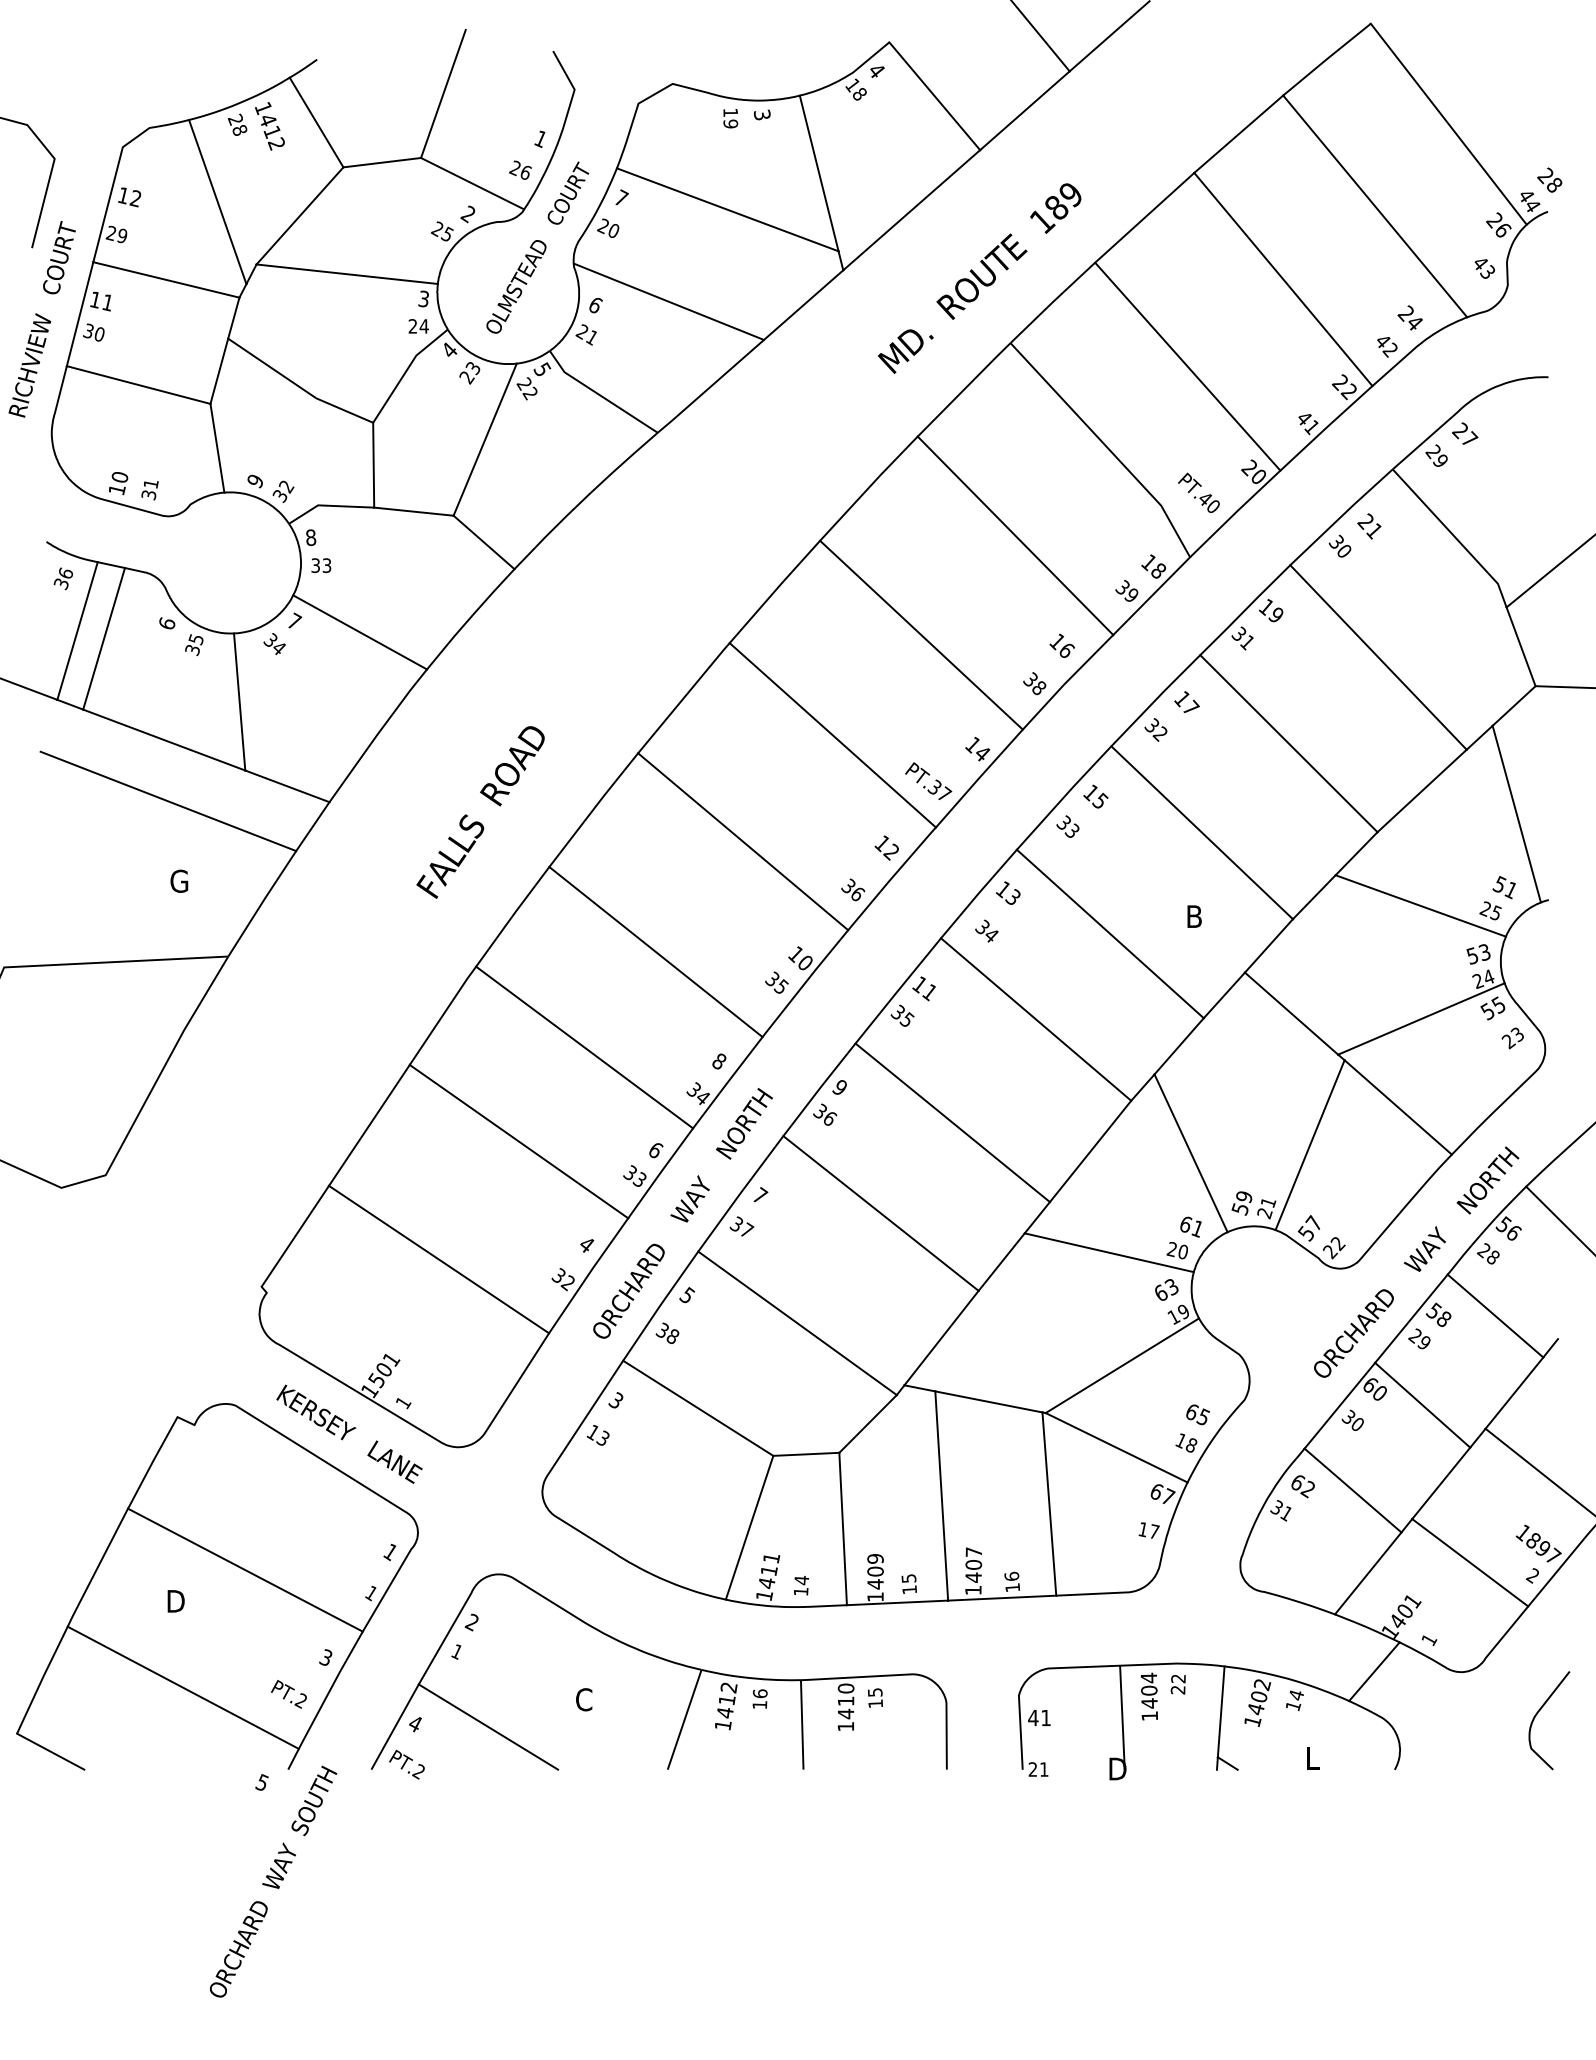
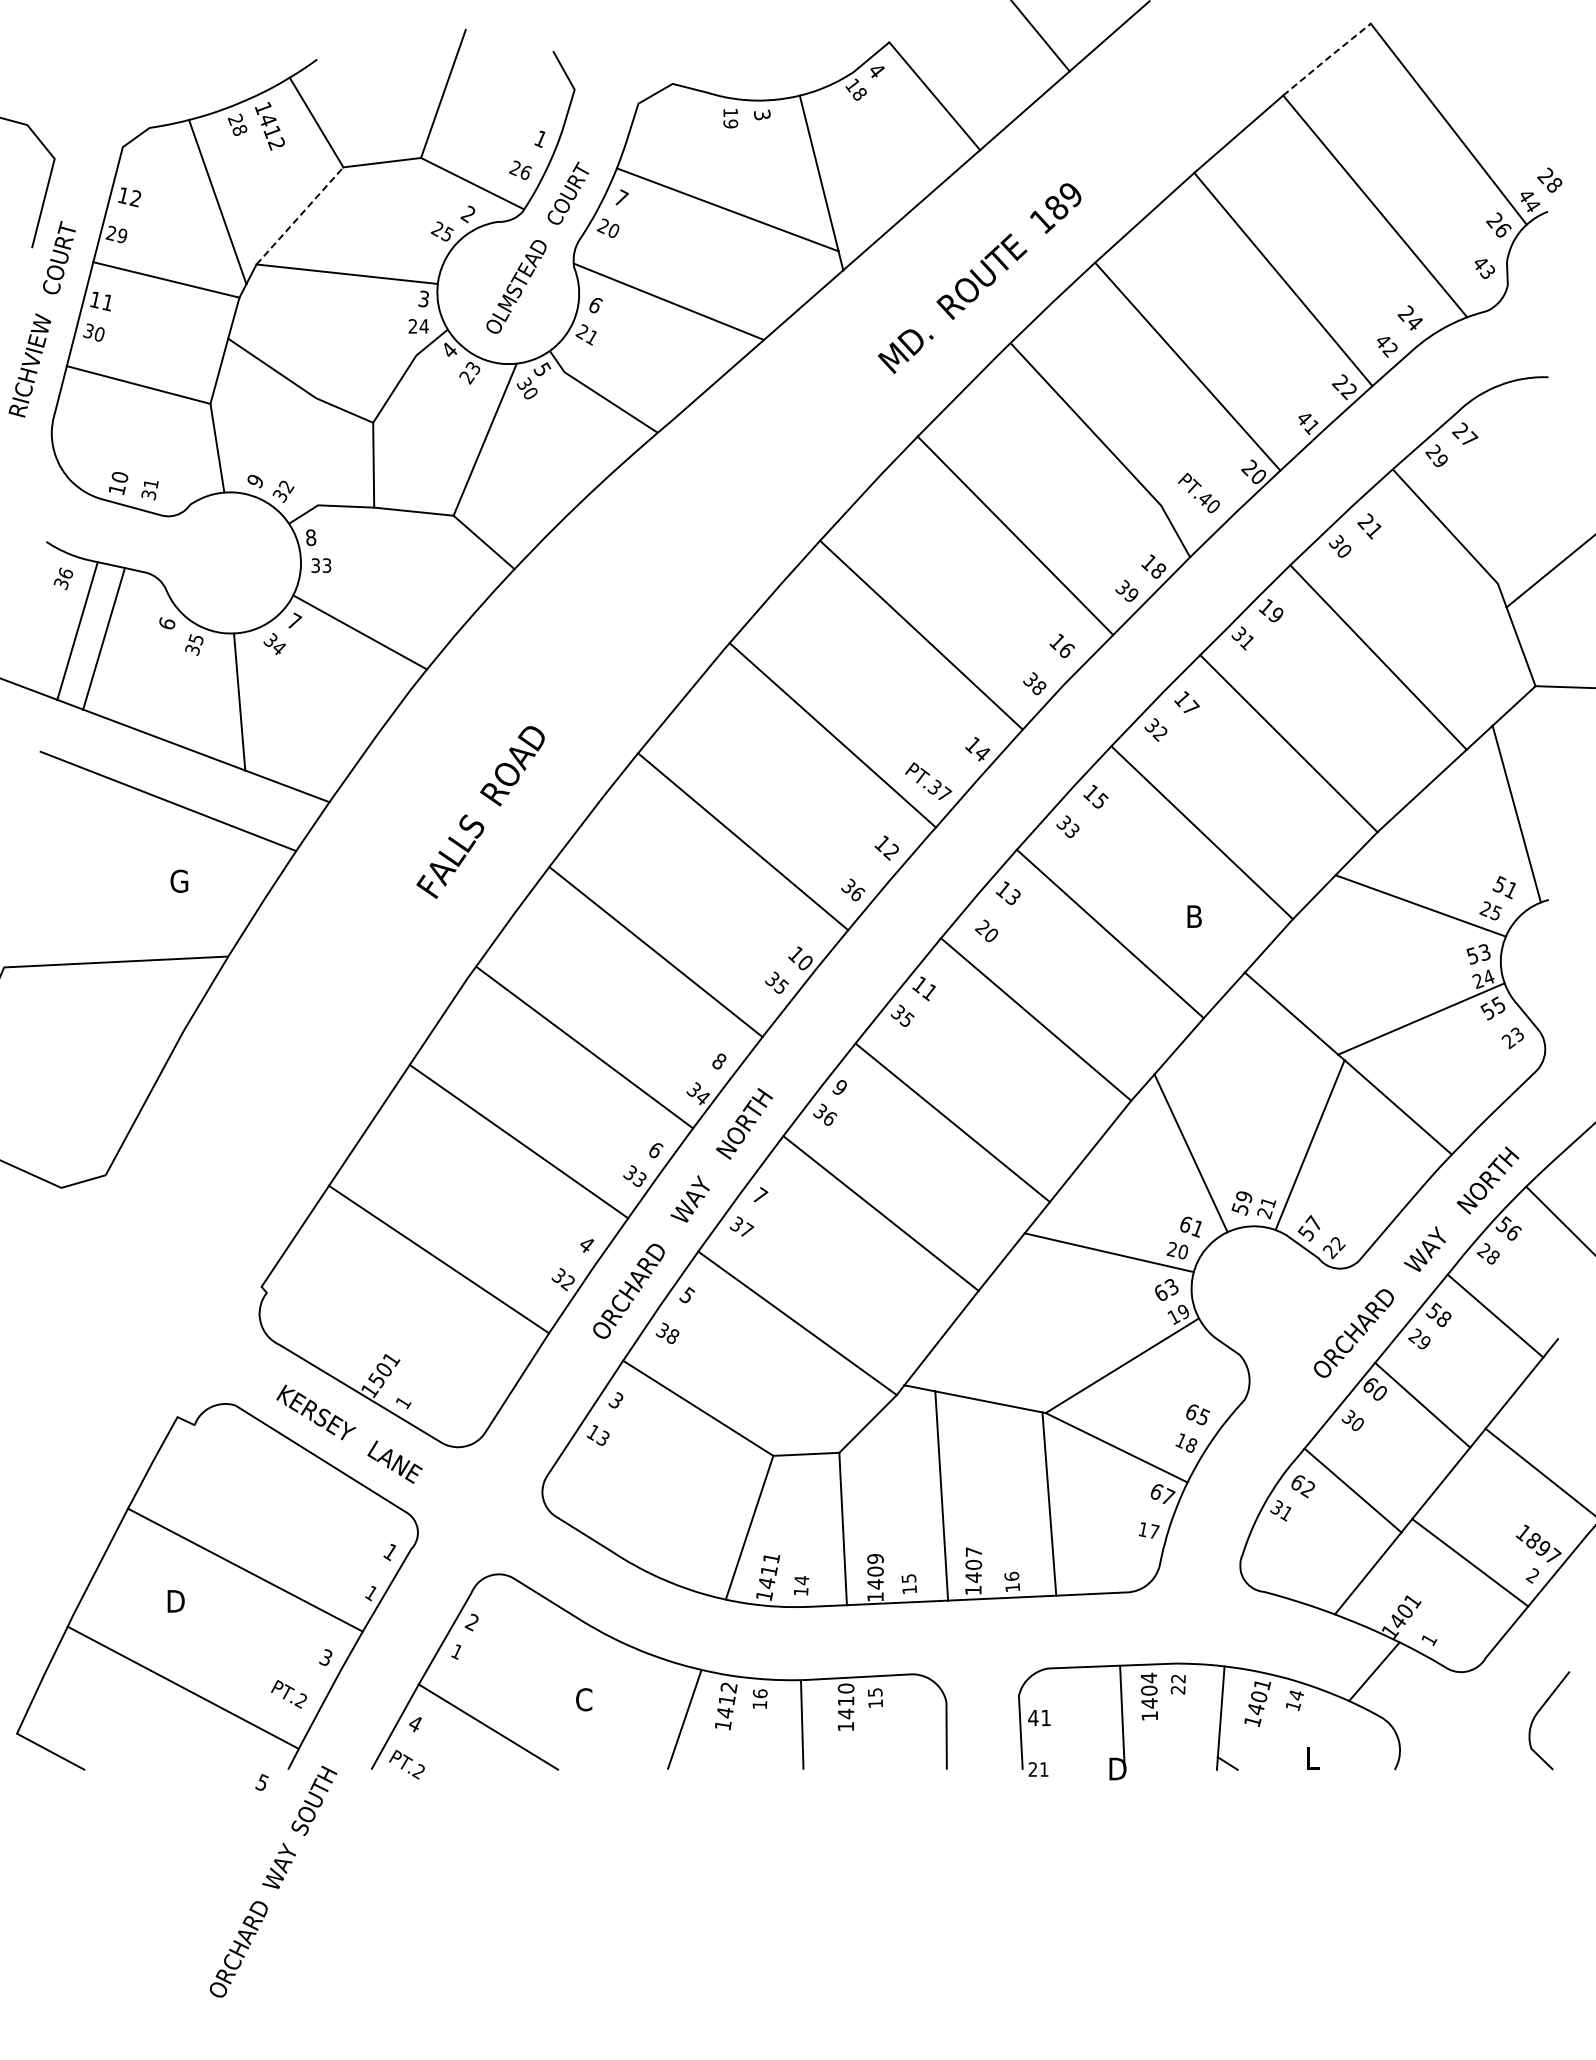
line: solid -> dashed (1326, 59)
line: solid -> dashed (300, 215)
text: 22 -> 30 (526, 388)
text: 34 -> 20 (986, 930)
text: 1402 -> 1401 (1262, 1685)
